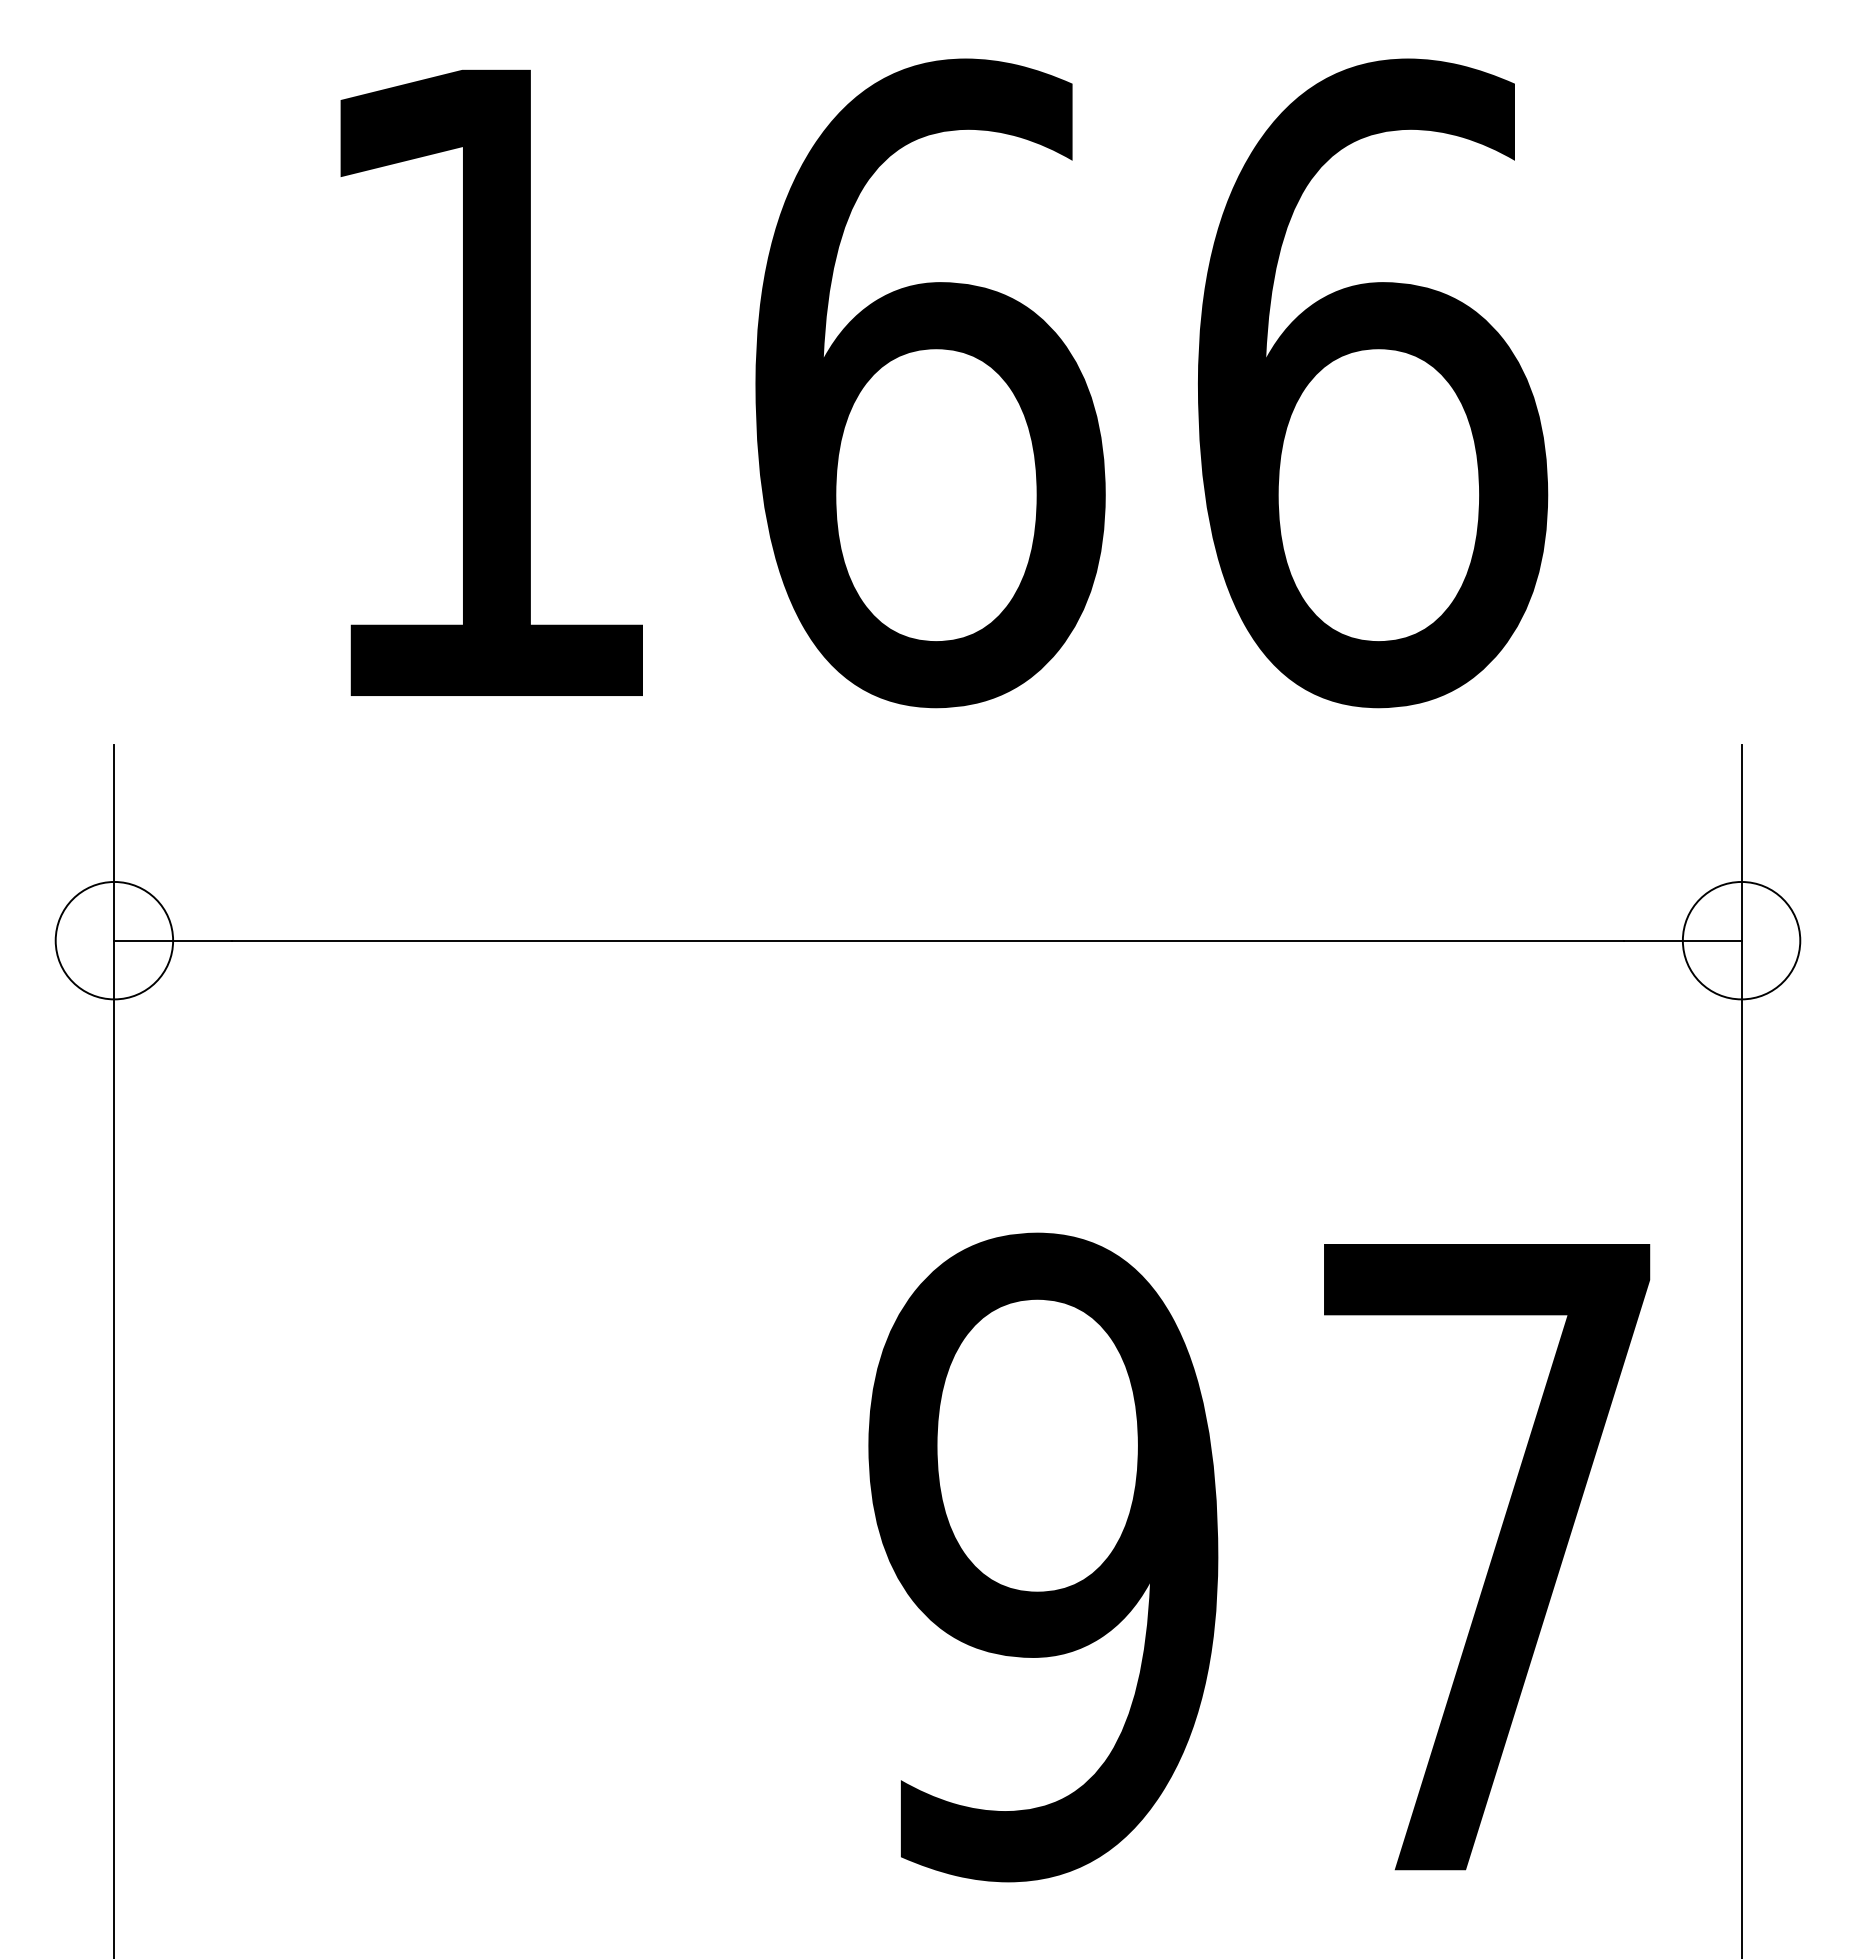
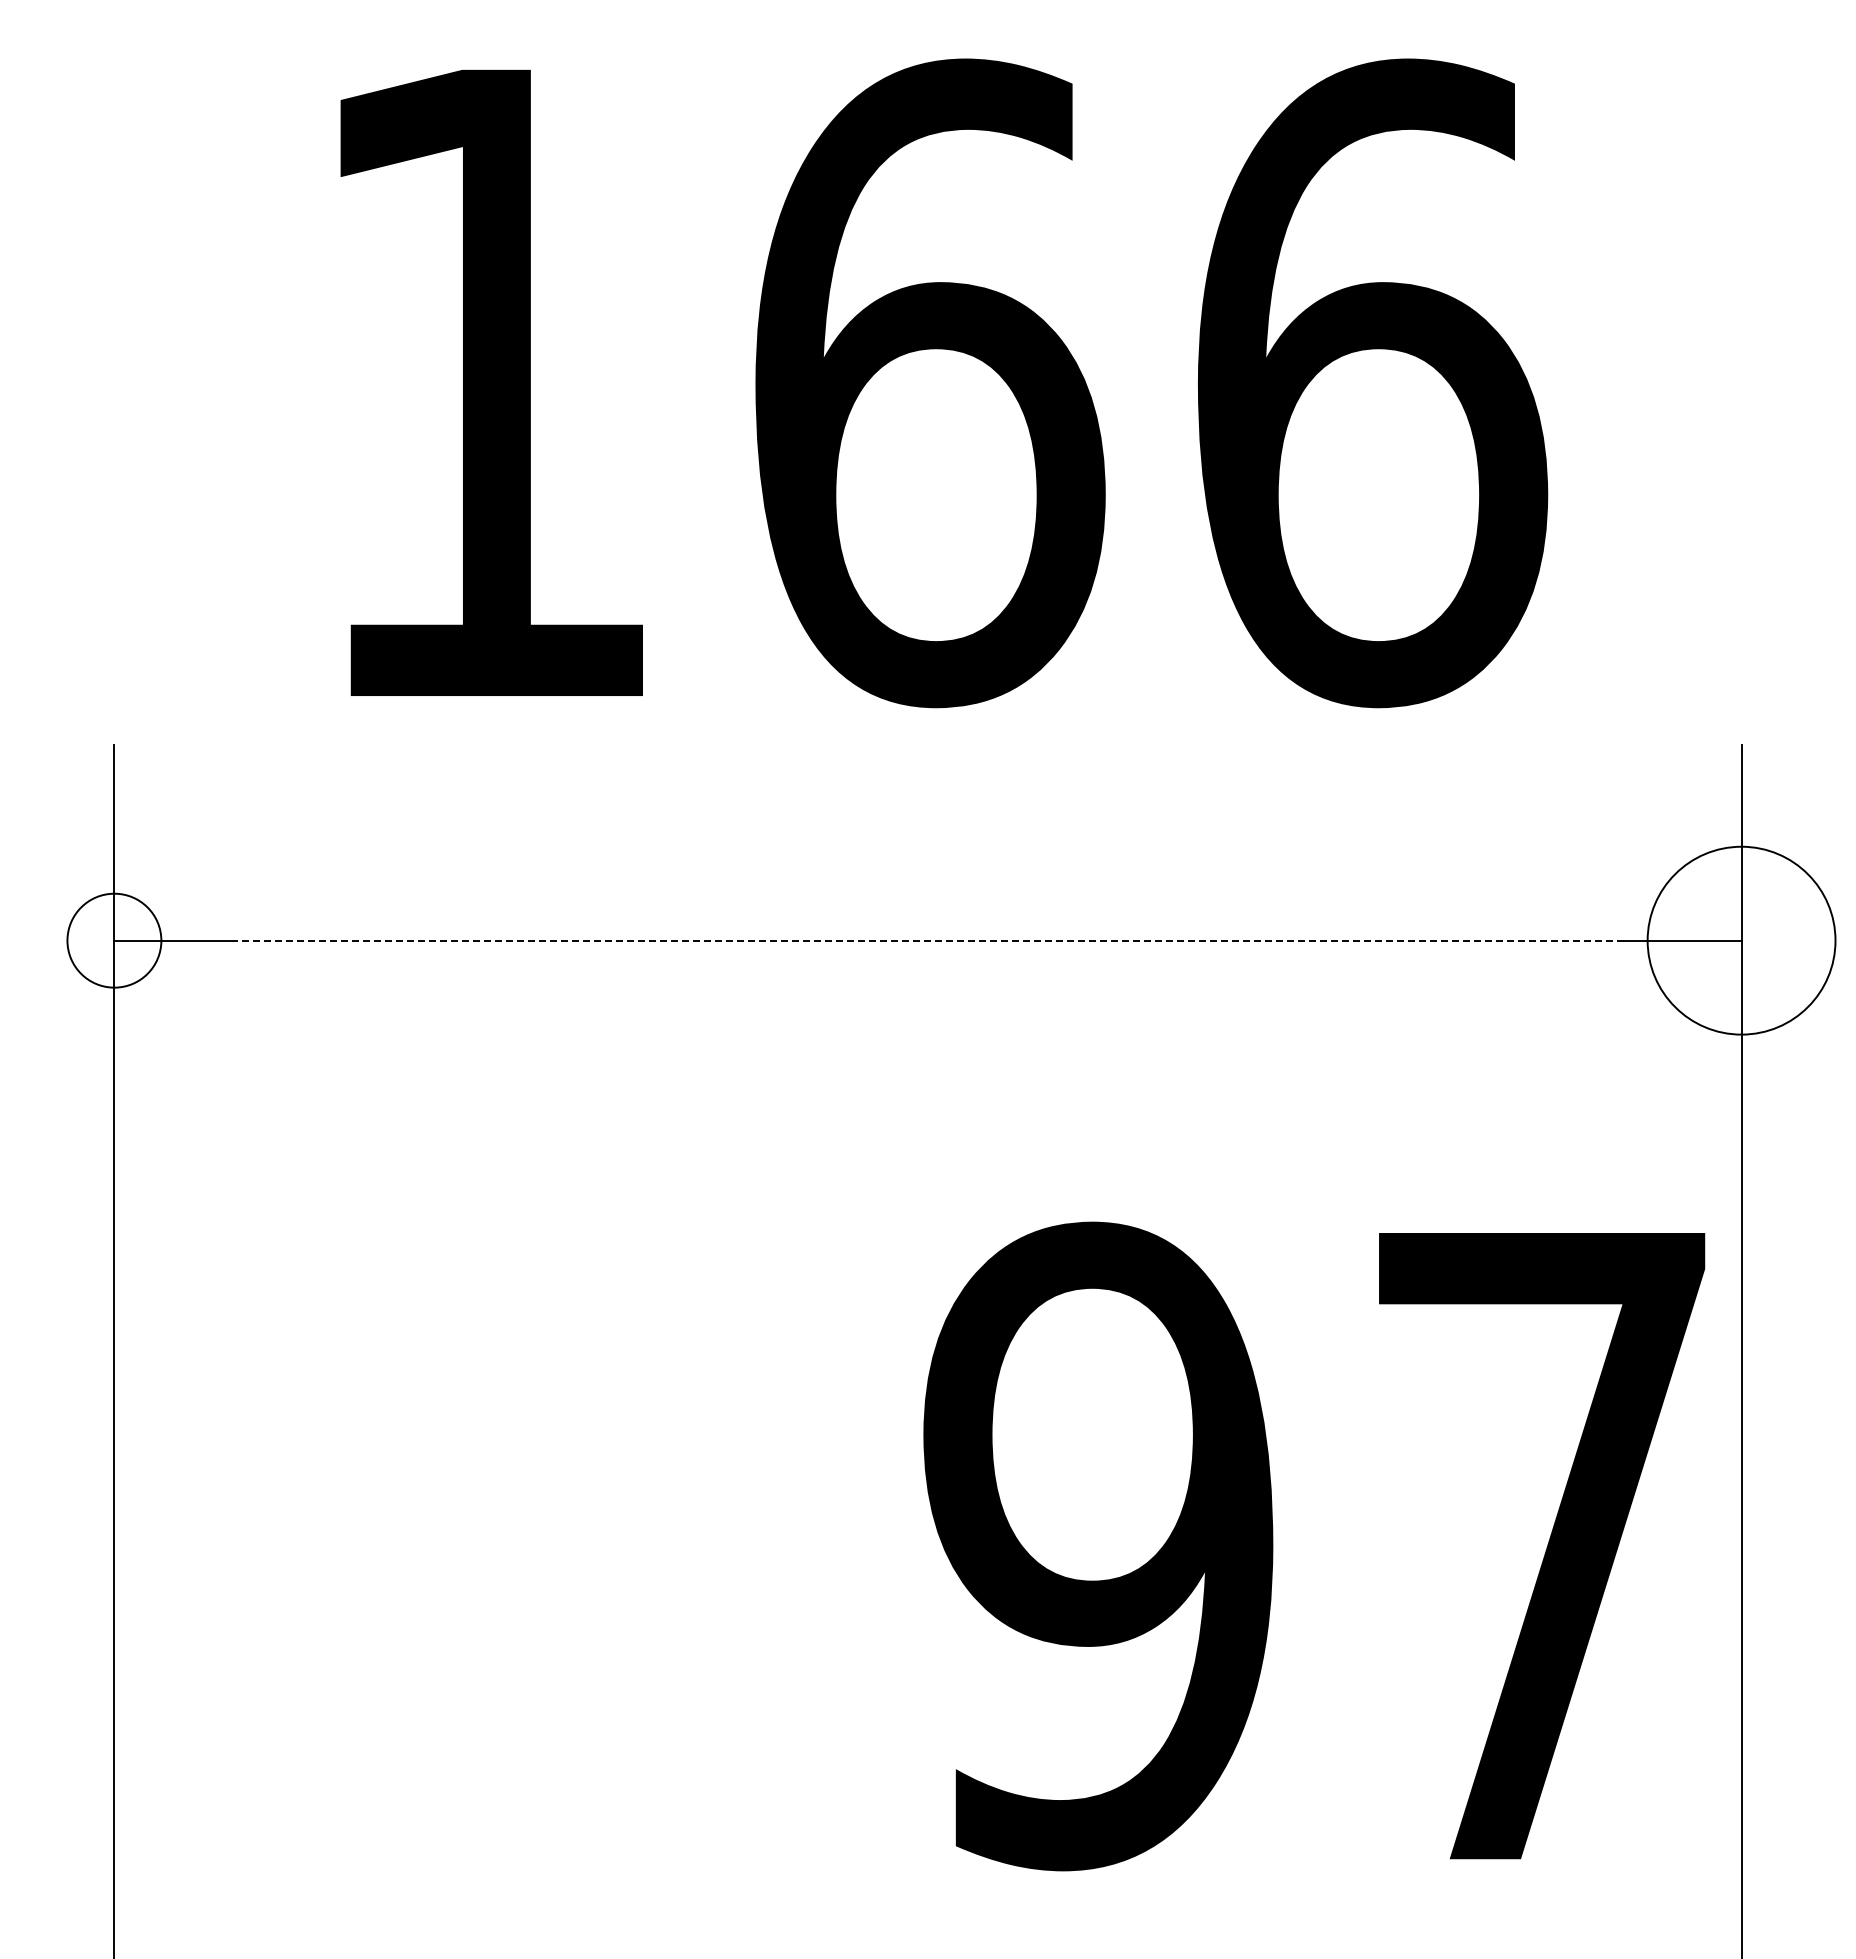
circle diameter: 117 px -> 94 px (114, 940)
line: solid -> dashed (927, 940)
circle diameter: 117 px -> 188 px (1741, 940)
text position: (1259, 1557) -> (1314, 1546) (1314, 1546)
